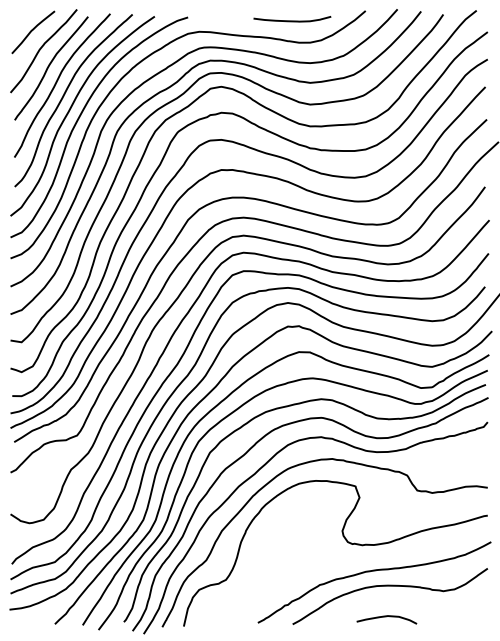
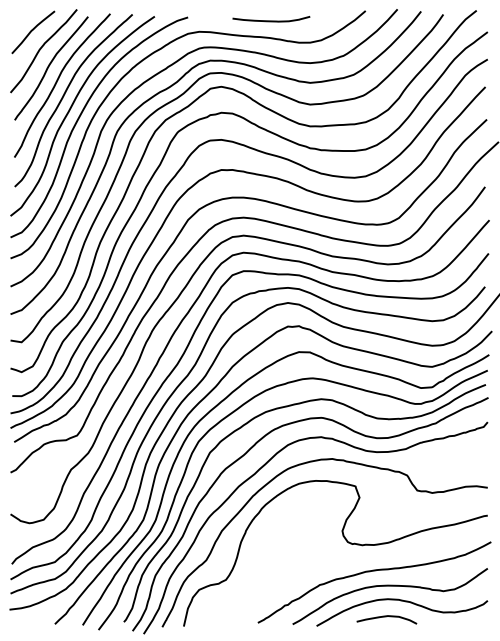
curve position: (292, 20) -> (271, 20) (271, 20)
curve: none -> present (405, 602)
